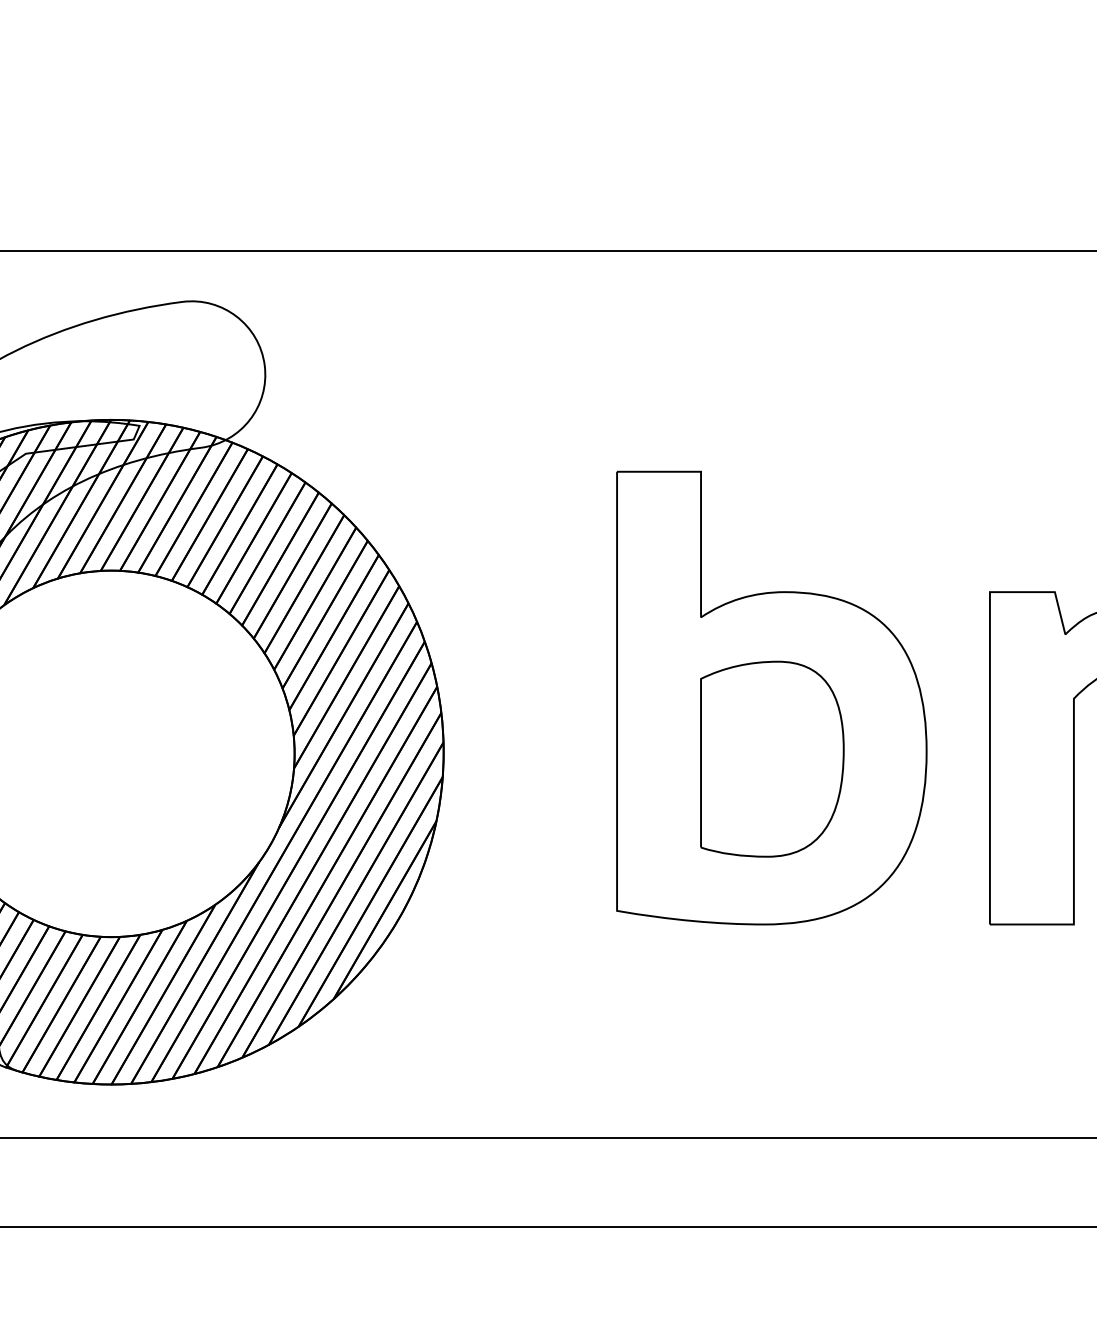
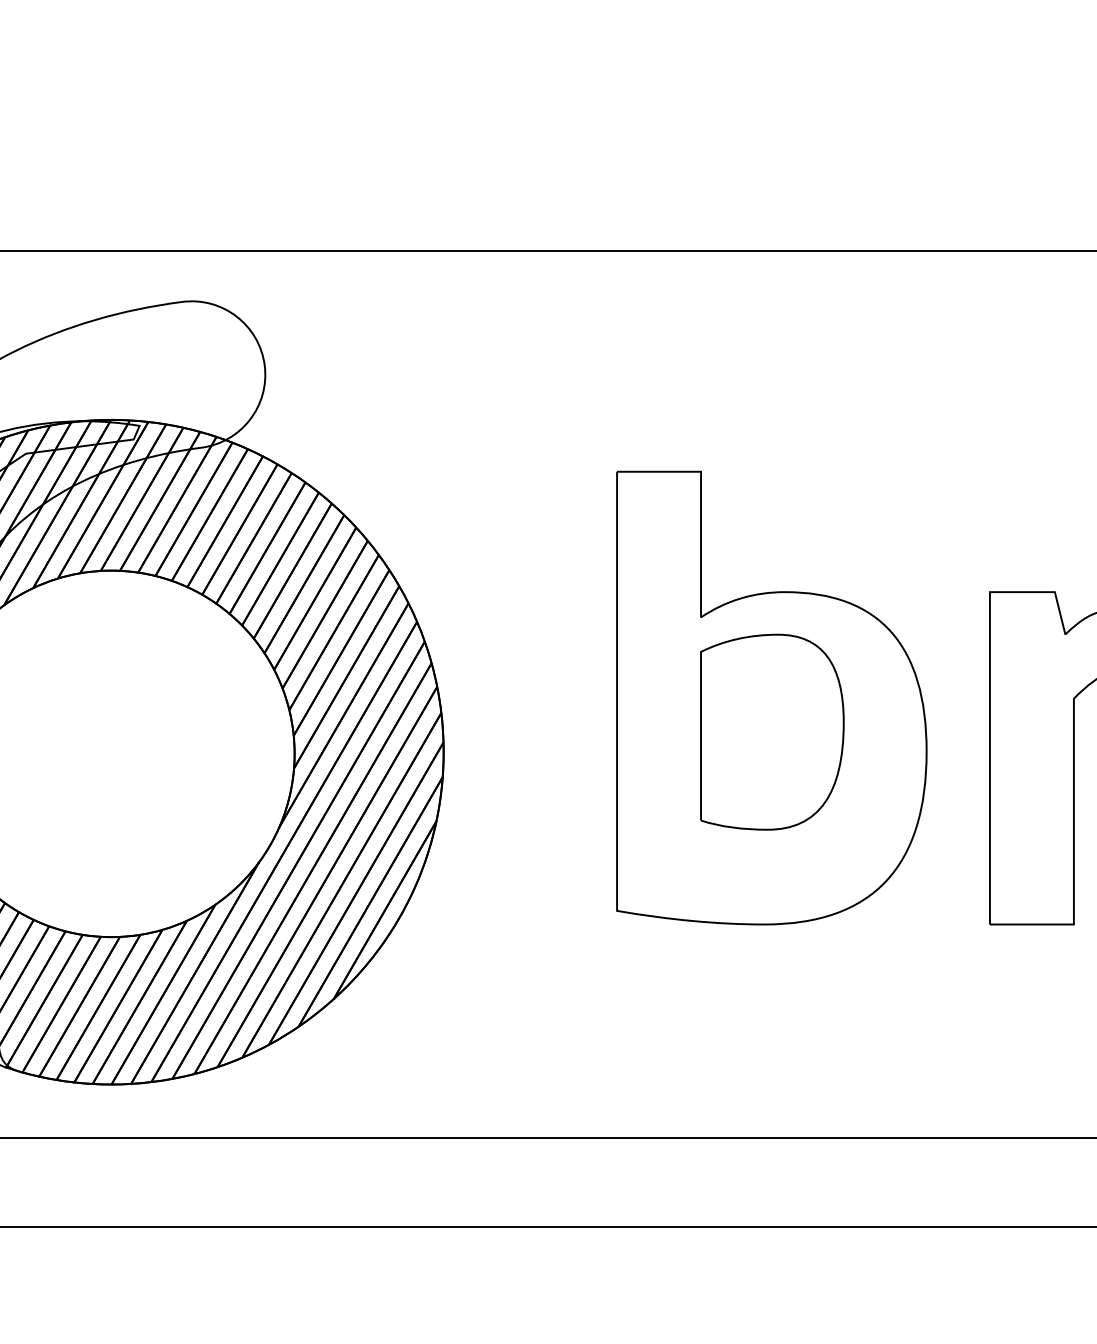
part position: (772, 758) -> (772, 731) (772, 731)
